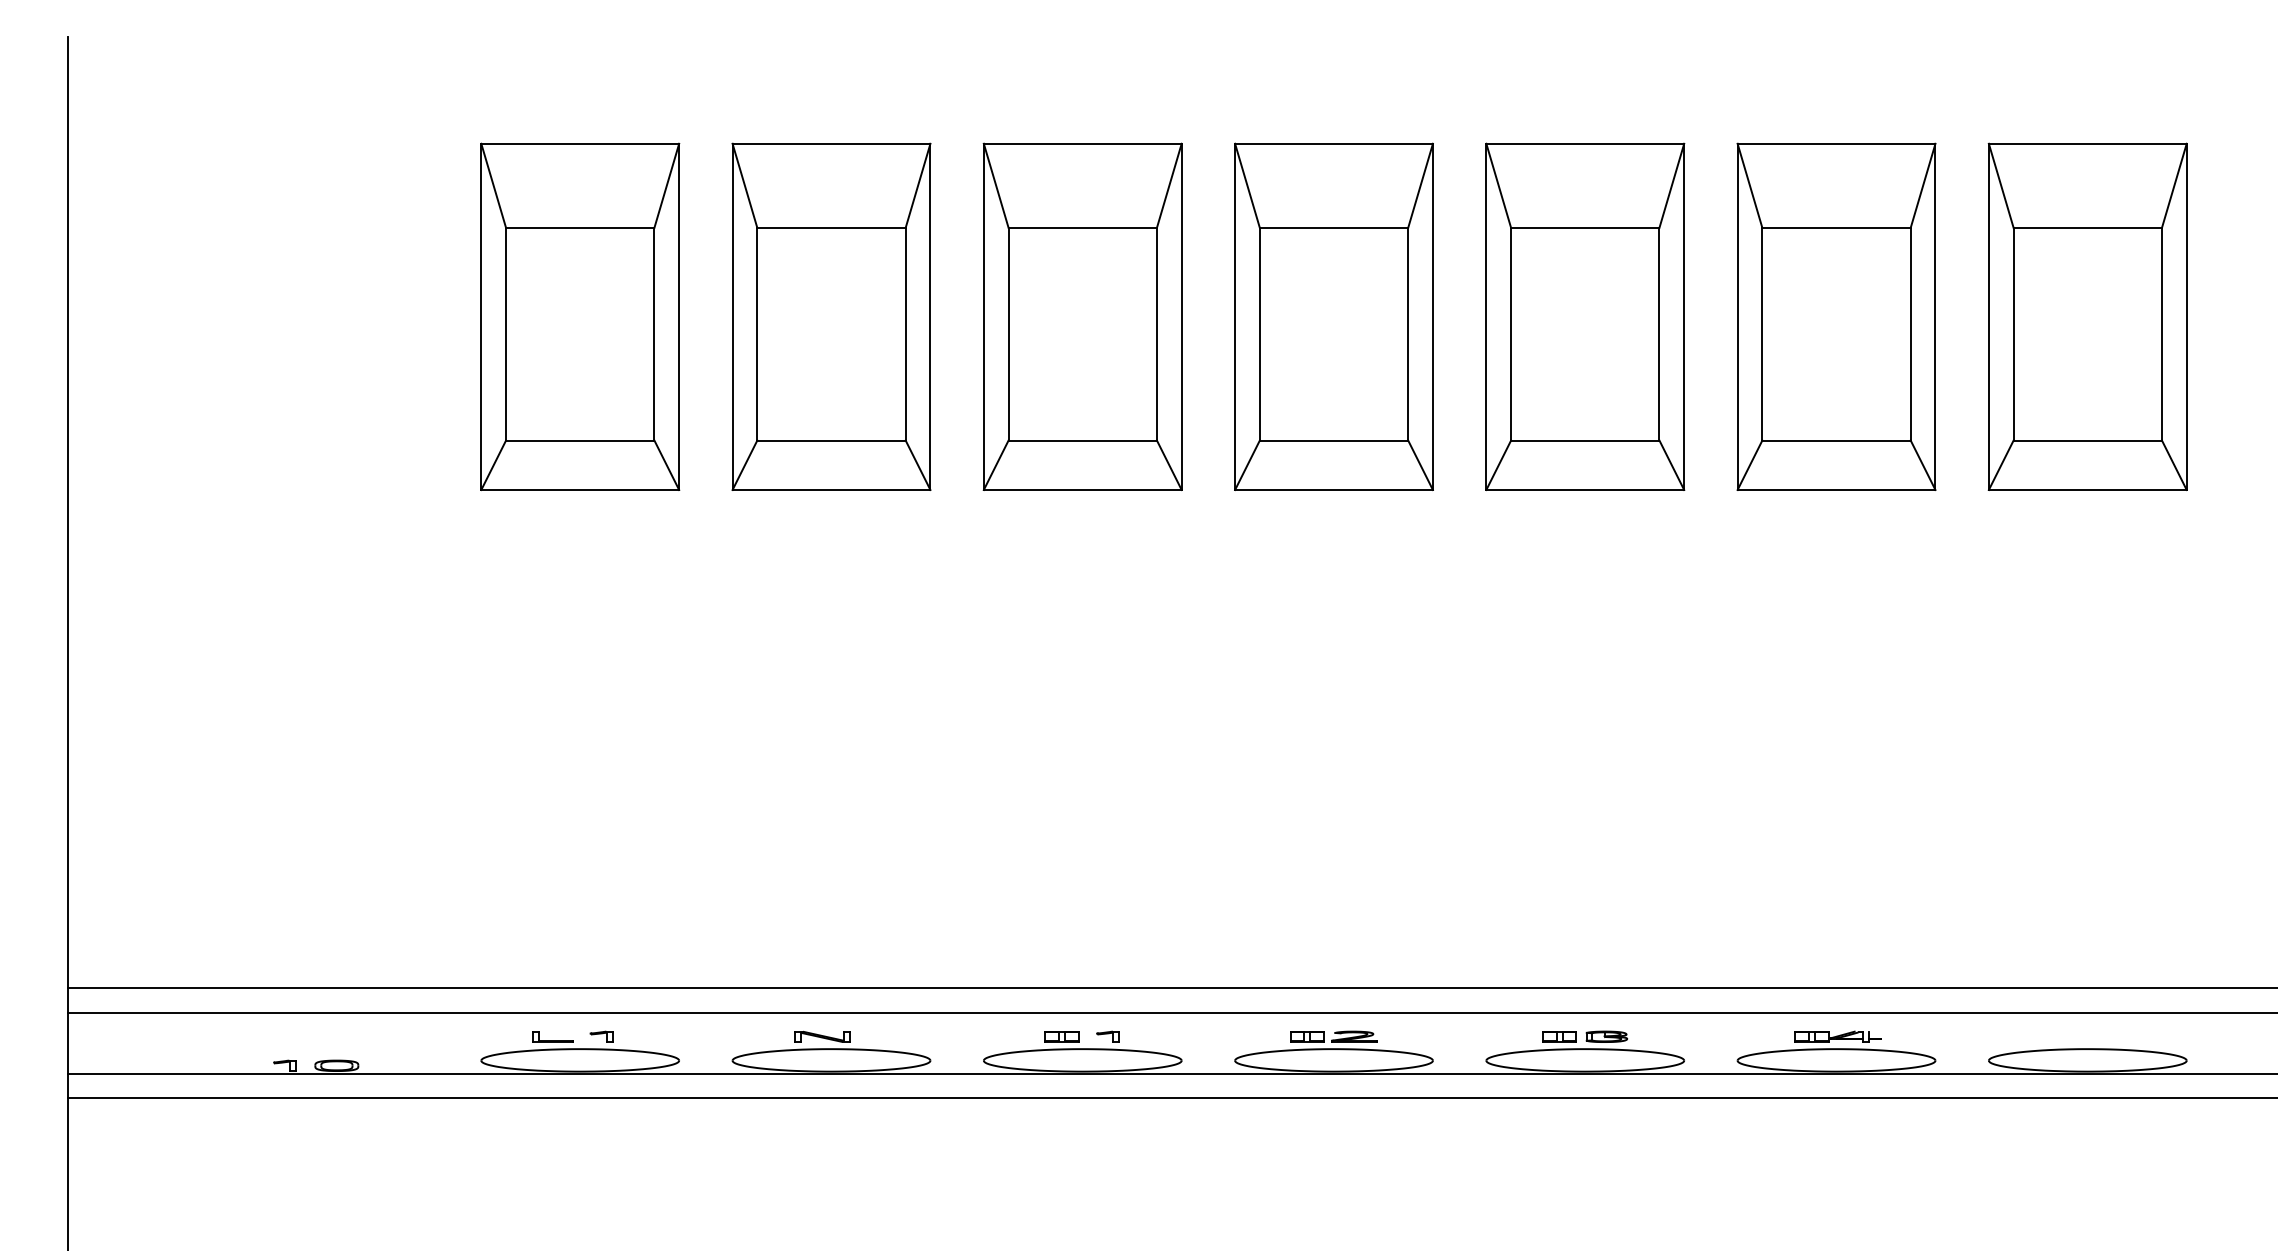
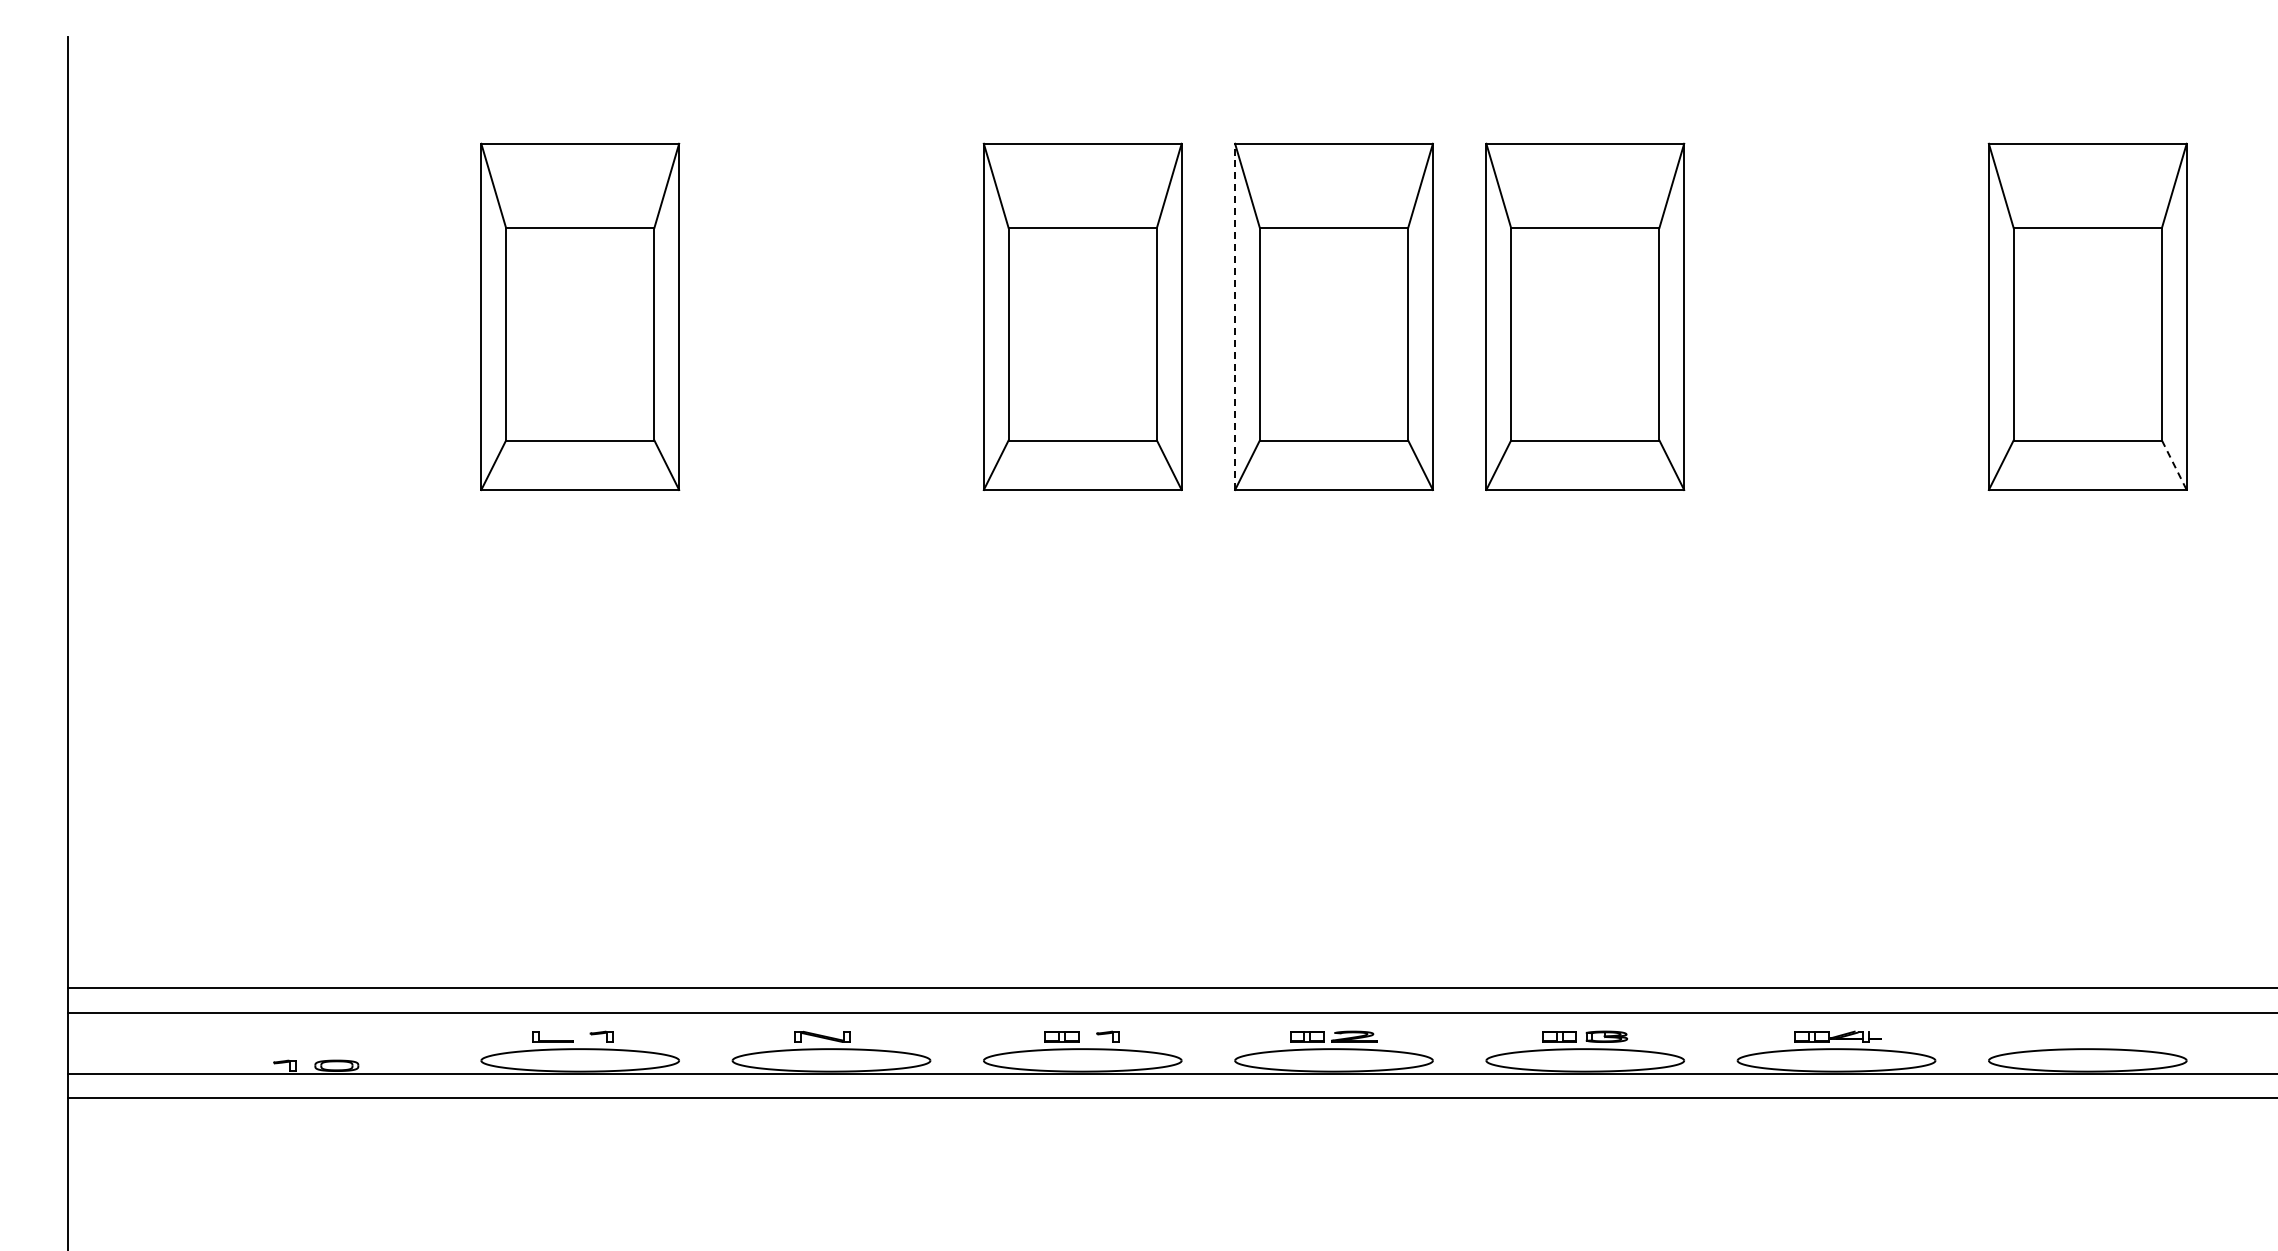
part: present -> none (831, 316)
line: solid -> dashed (1235, 316)
part: present -> none (1836, 316)
line: solid -> dashed (2174, 465)
